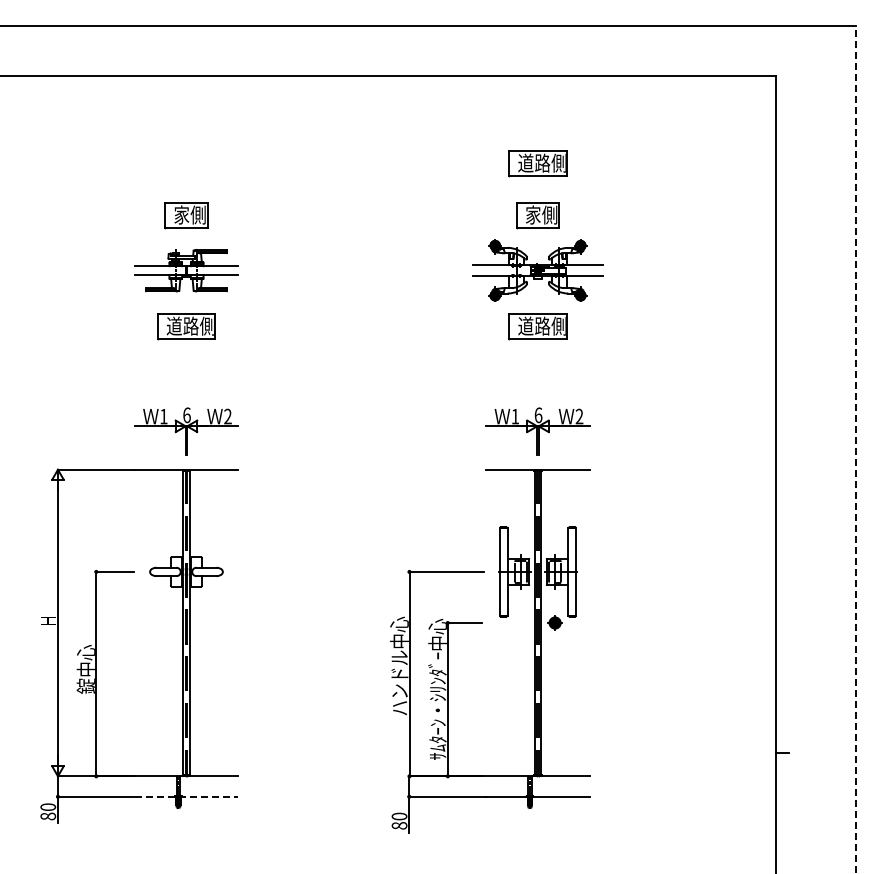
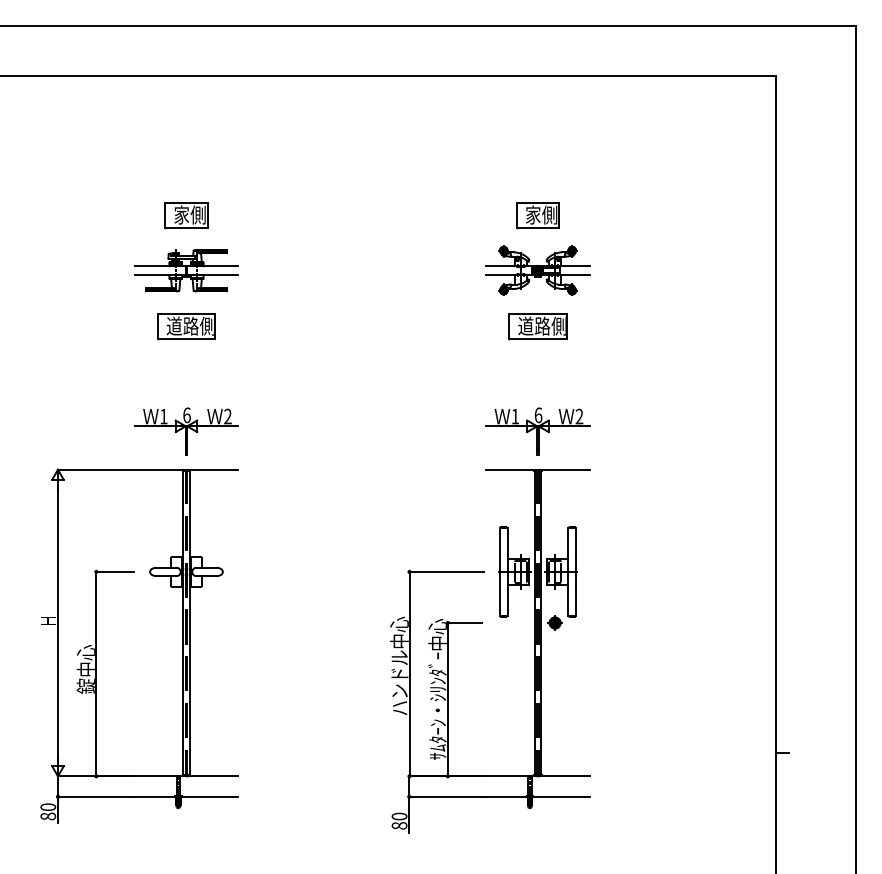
part: present -> none (537, 163)
part size: 132x63 px -> 106x51 px (537, 270)
line: dashed -> solid (855, 450)
line: dashed -> solid (186, 796)
